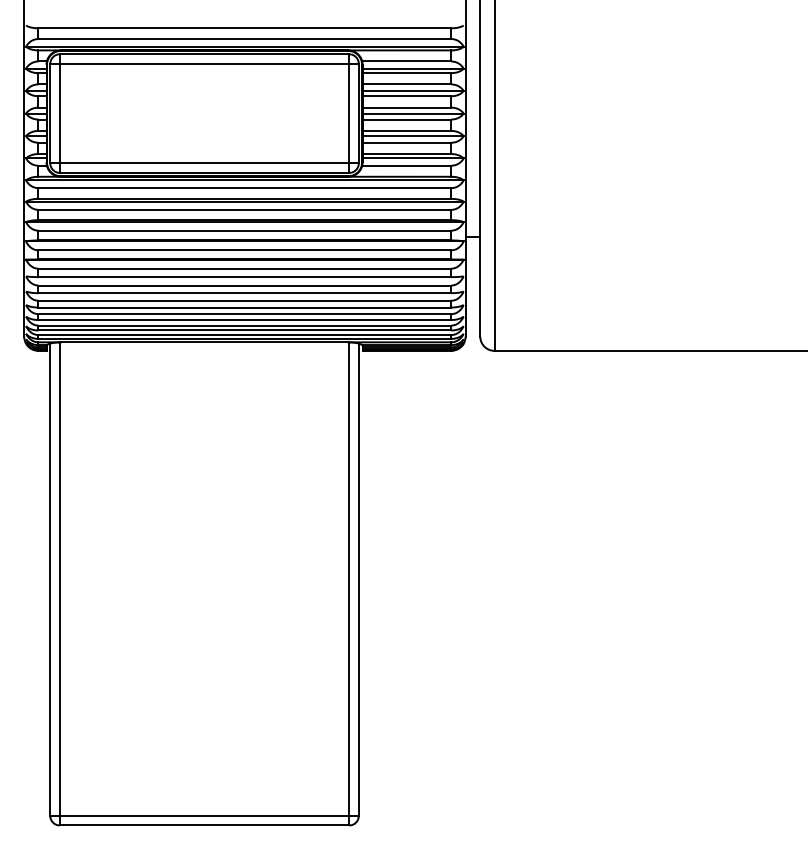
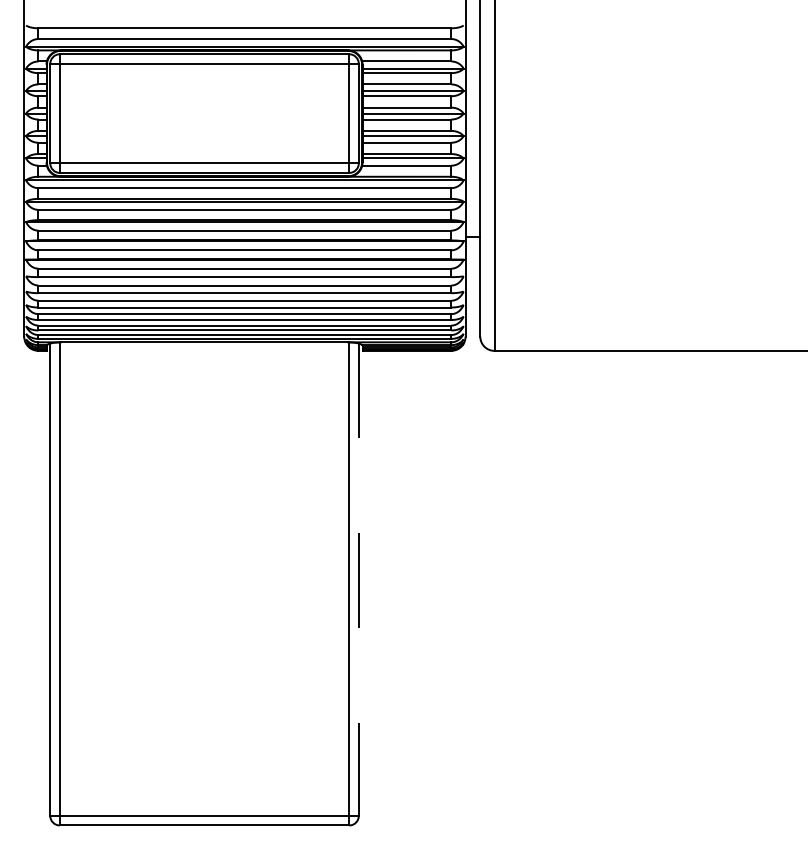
line: solid -> dashed (358, 580)
